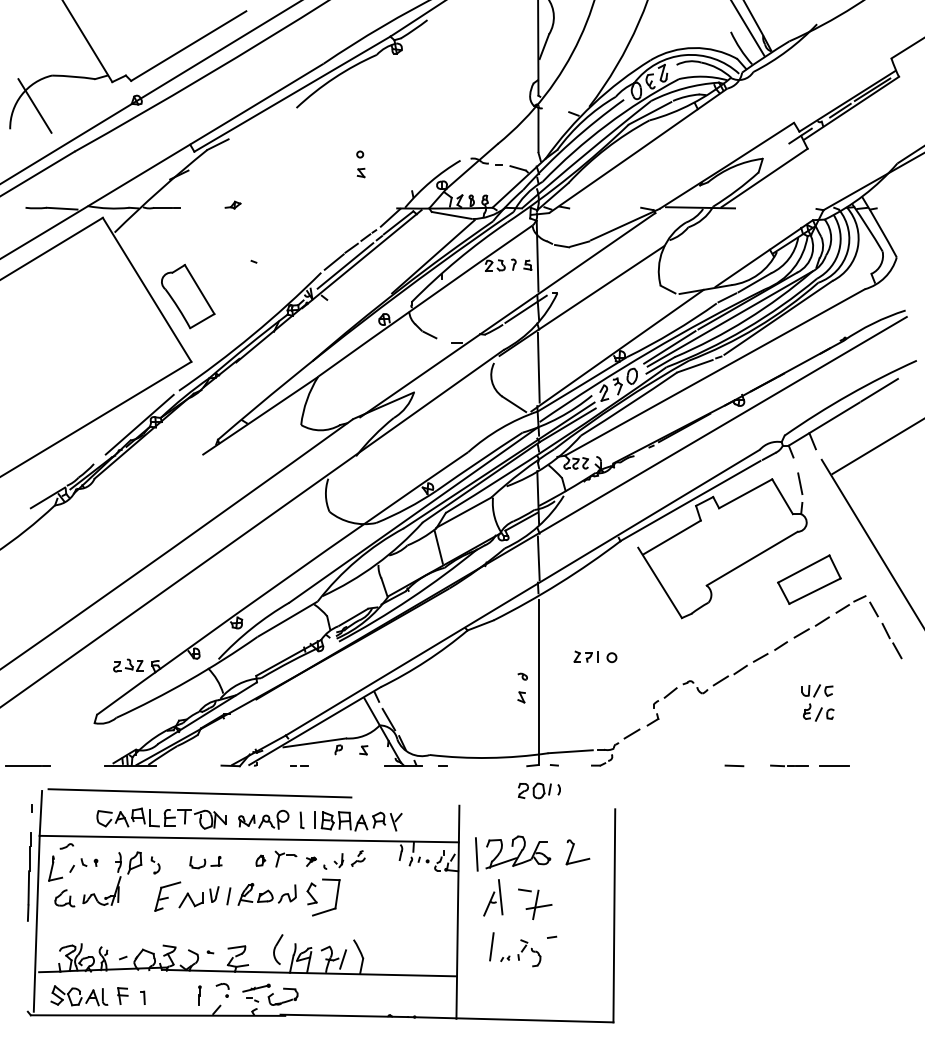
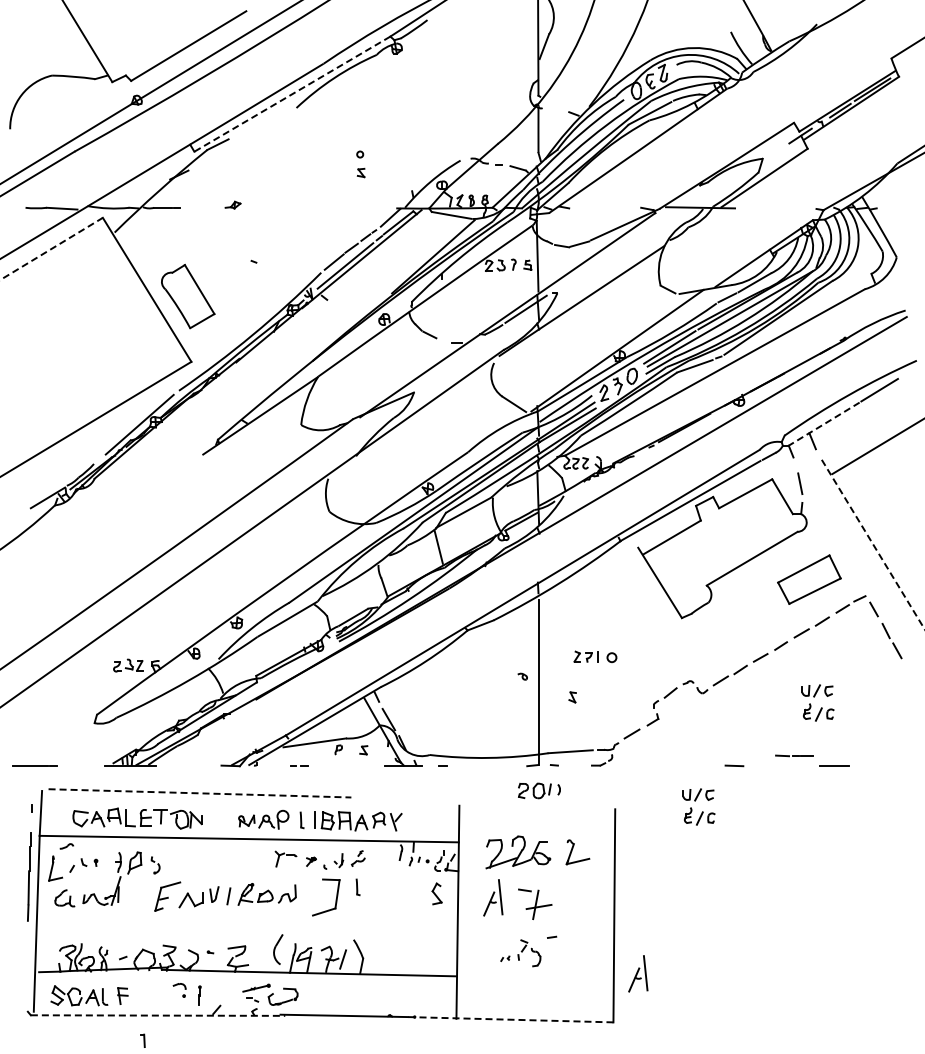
line: present -> none (748, 29)
line: solid -> dashed (292, 94)
line: present -> none (34, 105)
line: solid -> dashed (51, 248)
line: present -> none (538, 367)
line: solid -> dashed (823, 424)
line: solid -> dashed (873, 545)
line: present -> none (538, 558)
part position: (521, 697) -> (572, 697) (572, 697)
line position: (27, 765) -> (34, 765) (34, 765)
part position: (789, 765) -> (794, 755) (794, 755)
line: solid -> dashed (200, 793)
part: none -> present (698, 806)
part position: (161, 818) -> (137, 818) (137, 818)
line: present -> none (476, 854)
part: present -> none (260, 860)
part: present -> none (205, 862)
part: none -> present (357, 887)
part position: (311, 893) -> (436, 893) (436, 893)
line: present -> none (491, 946)
part: none -> present (638, 973)
part position: (222, 990) -> (179, 990) (179, 990)
part position: (142, 997) -> (142, 1040) (142, 1040)
line: solid -> dashed (158, 1015)
line: solid -> dashed (510, 1019)
